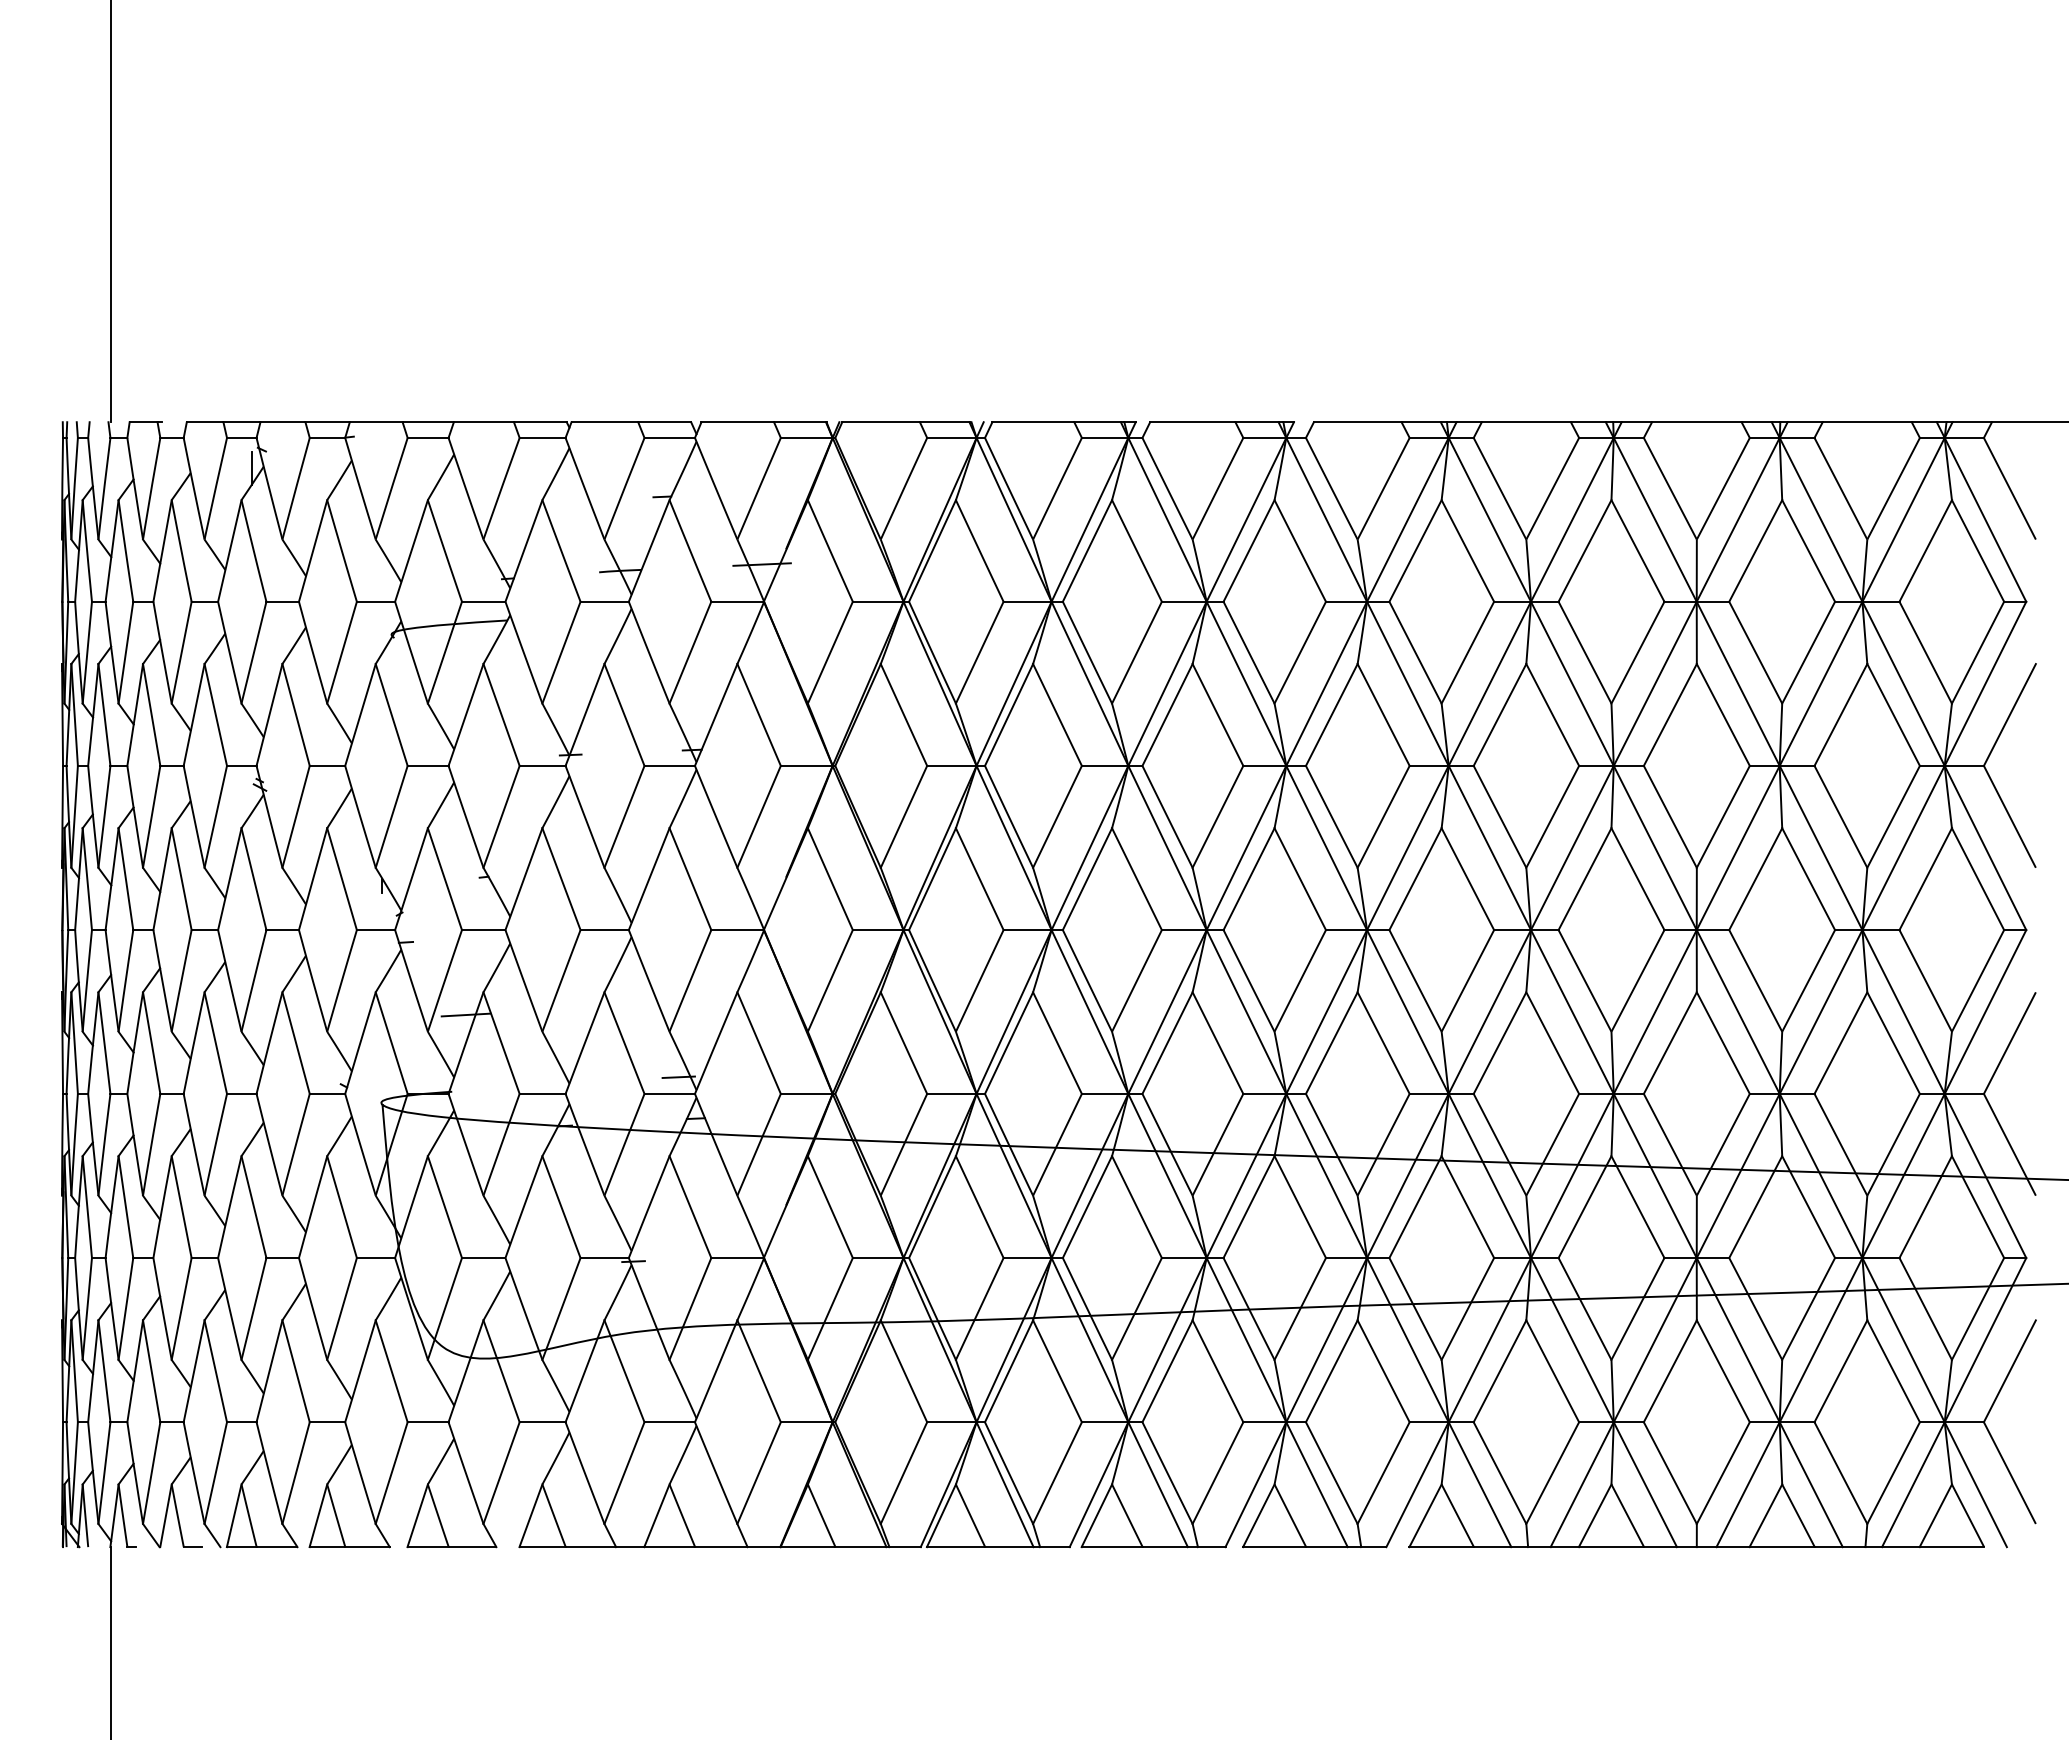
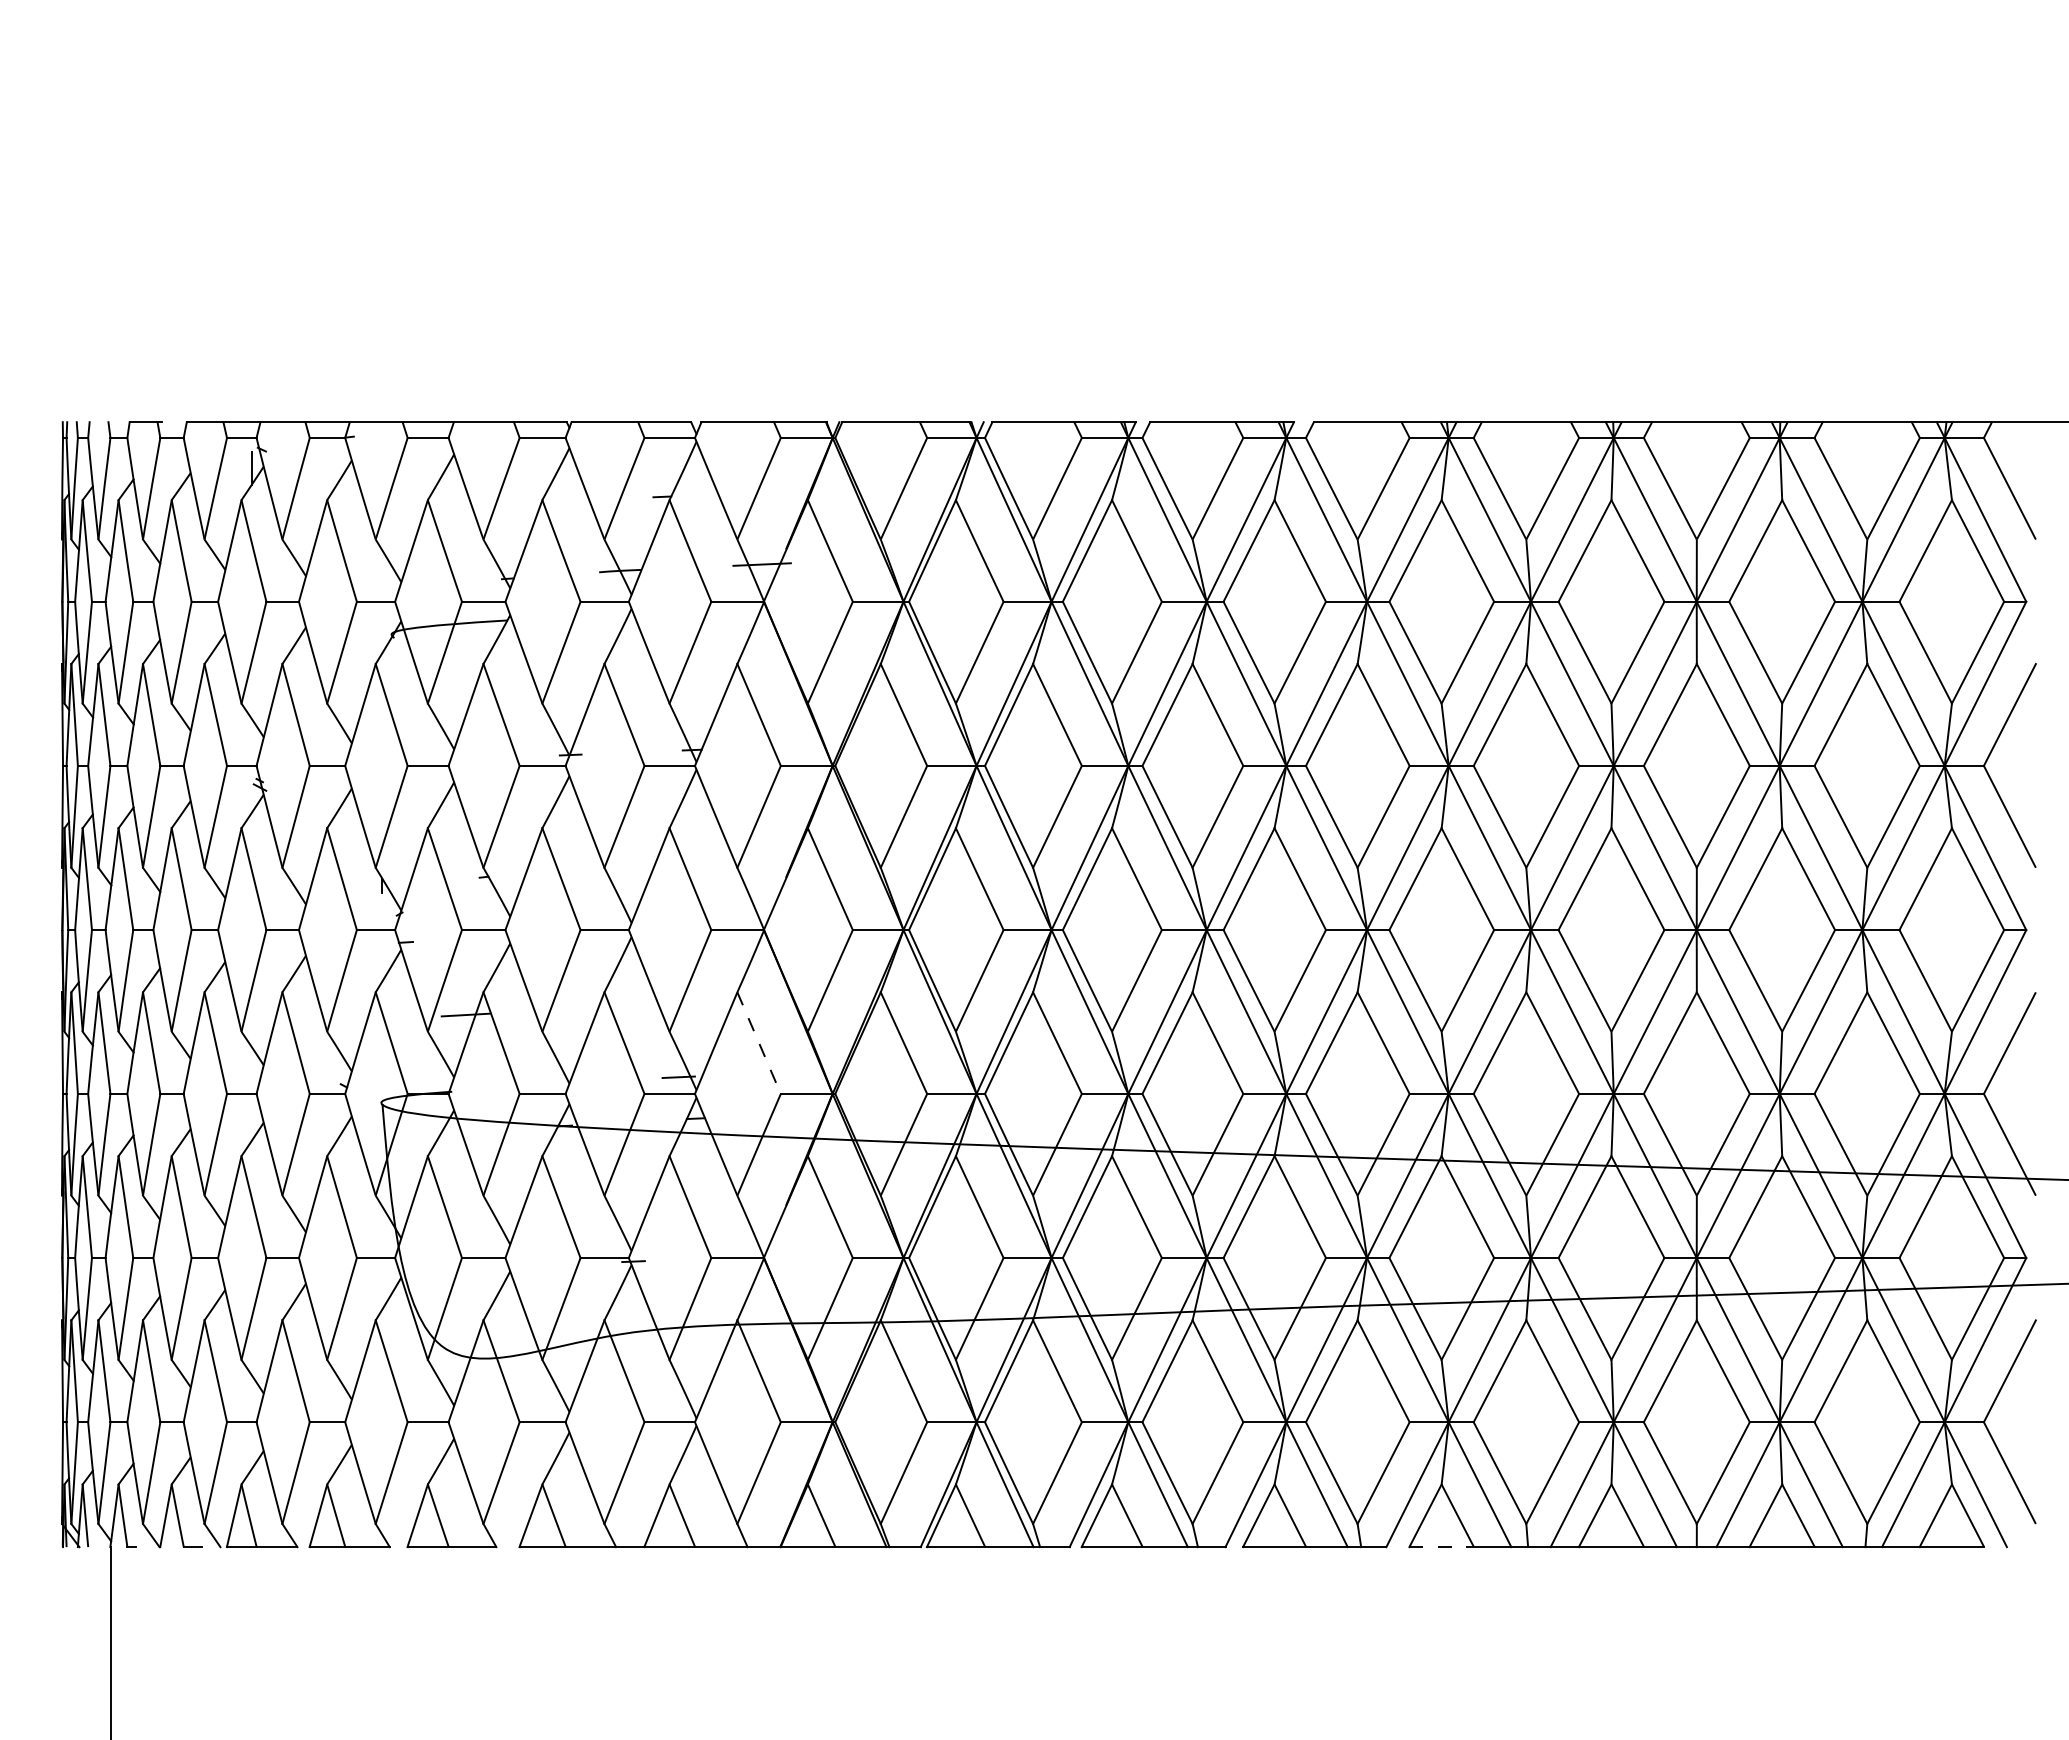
line: present -> none (111, 212)
line: solid -> dashed (759, 1043)
line: solid -> dashed (1442, 1547)
